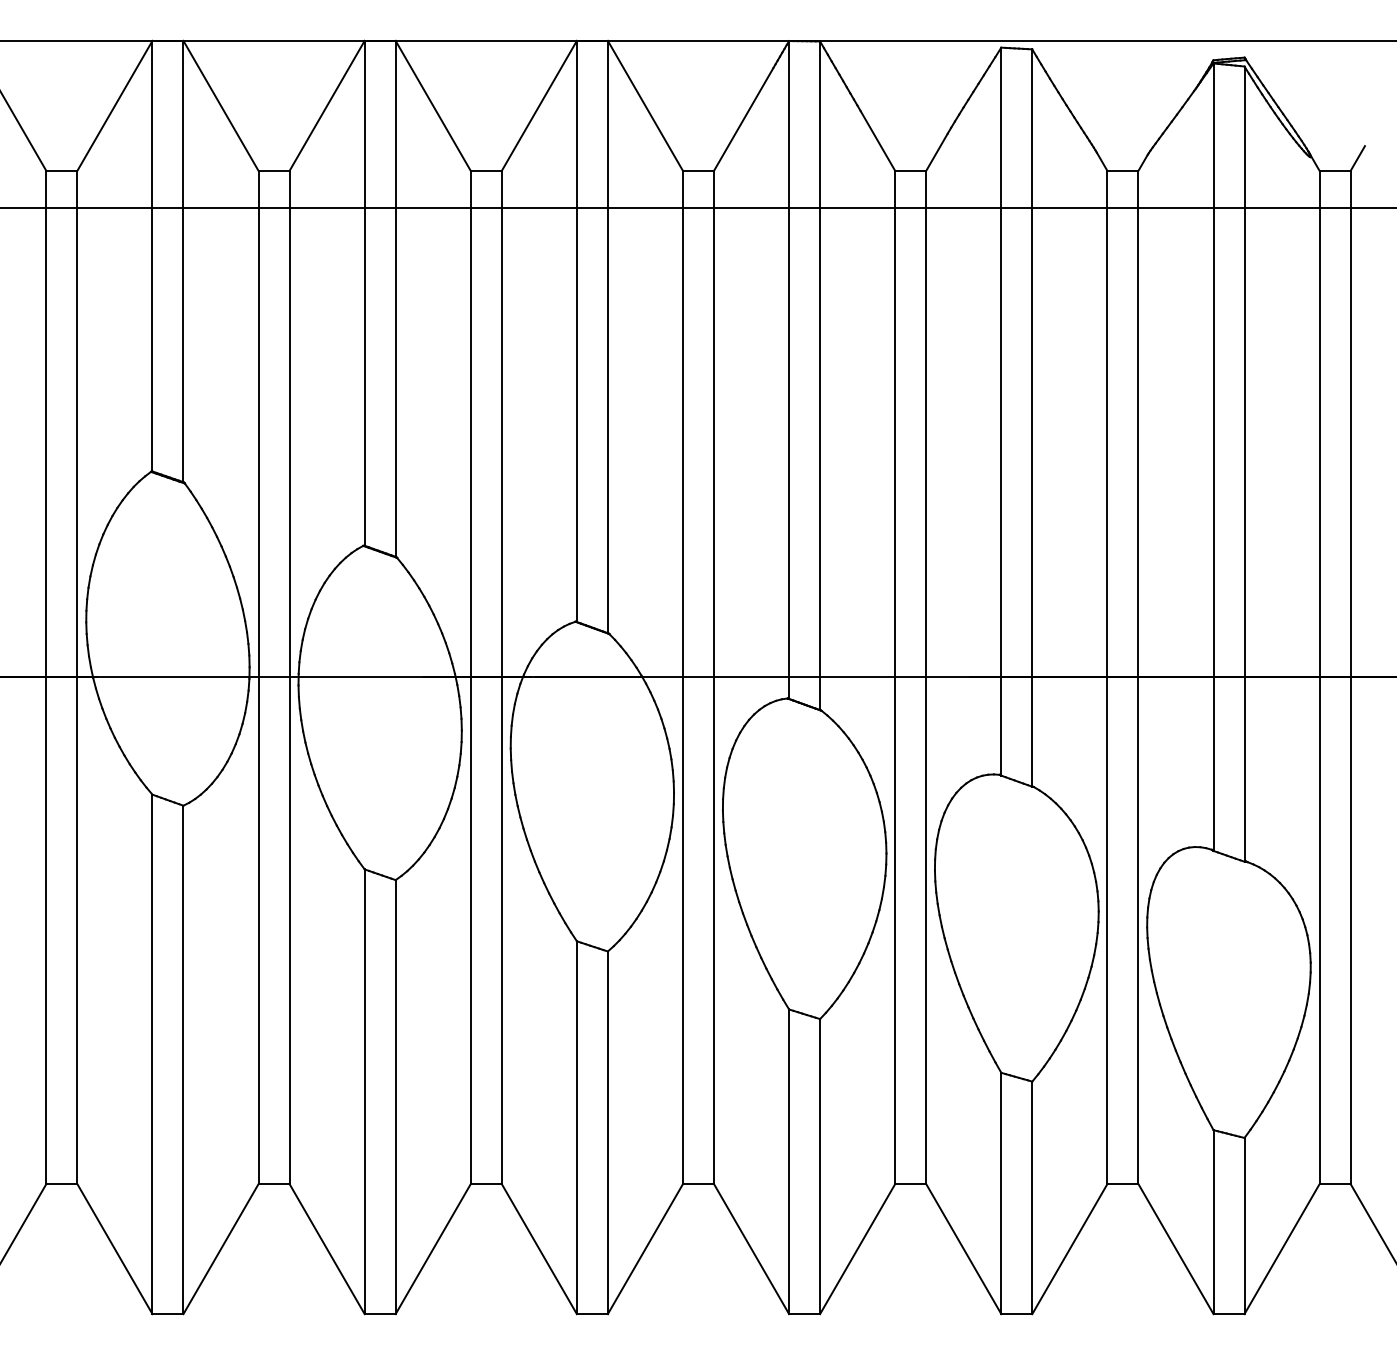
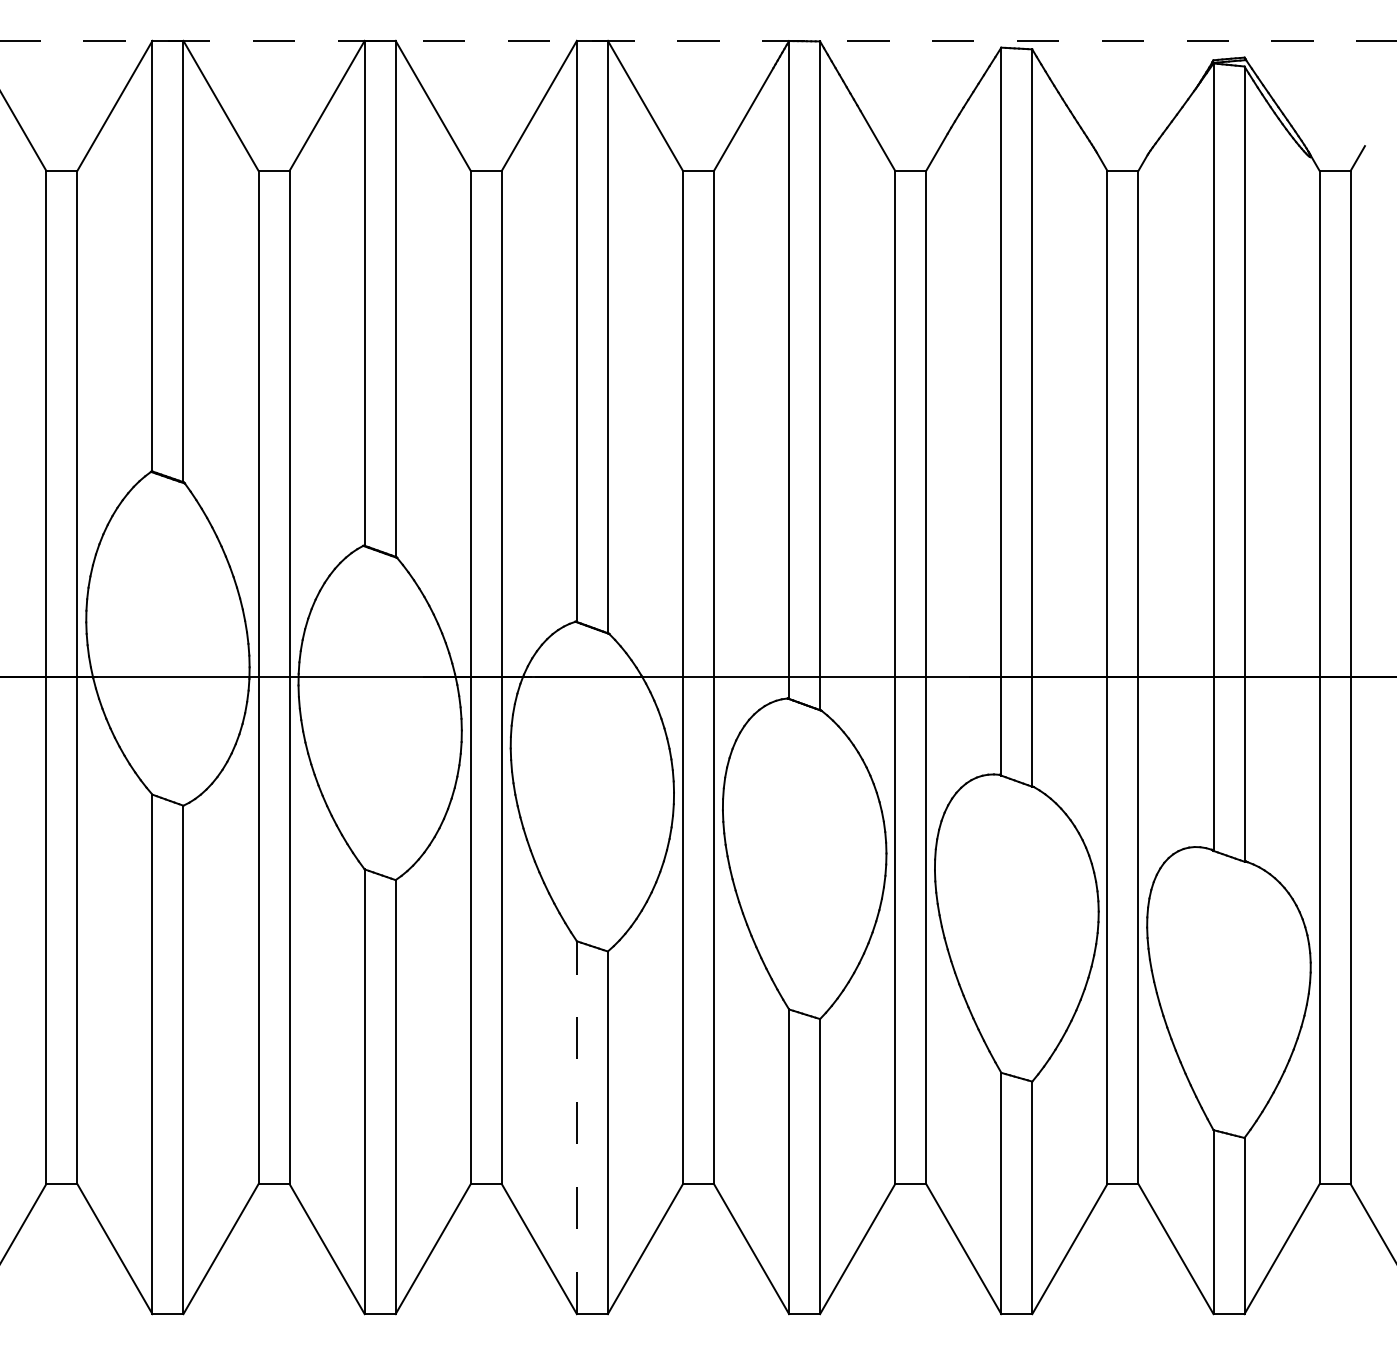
line: solid -> dashed (698, 40)
line: present -> none (697, 207)
line: solid -> dashed (576, 1127)
